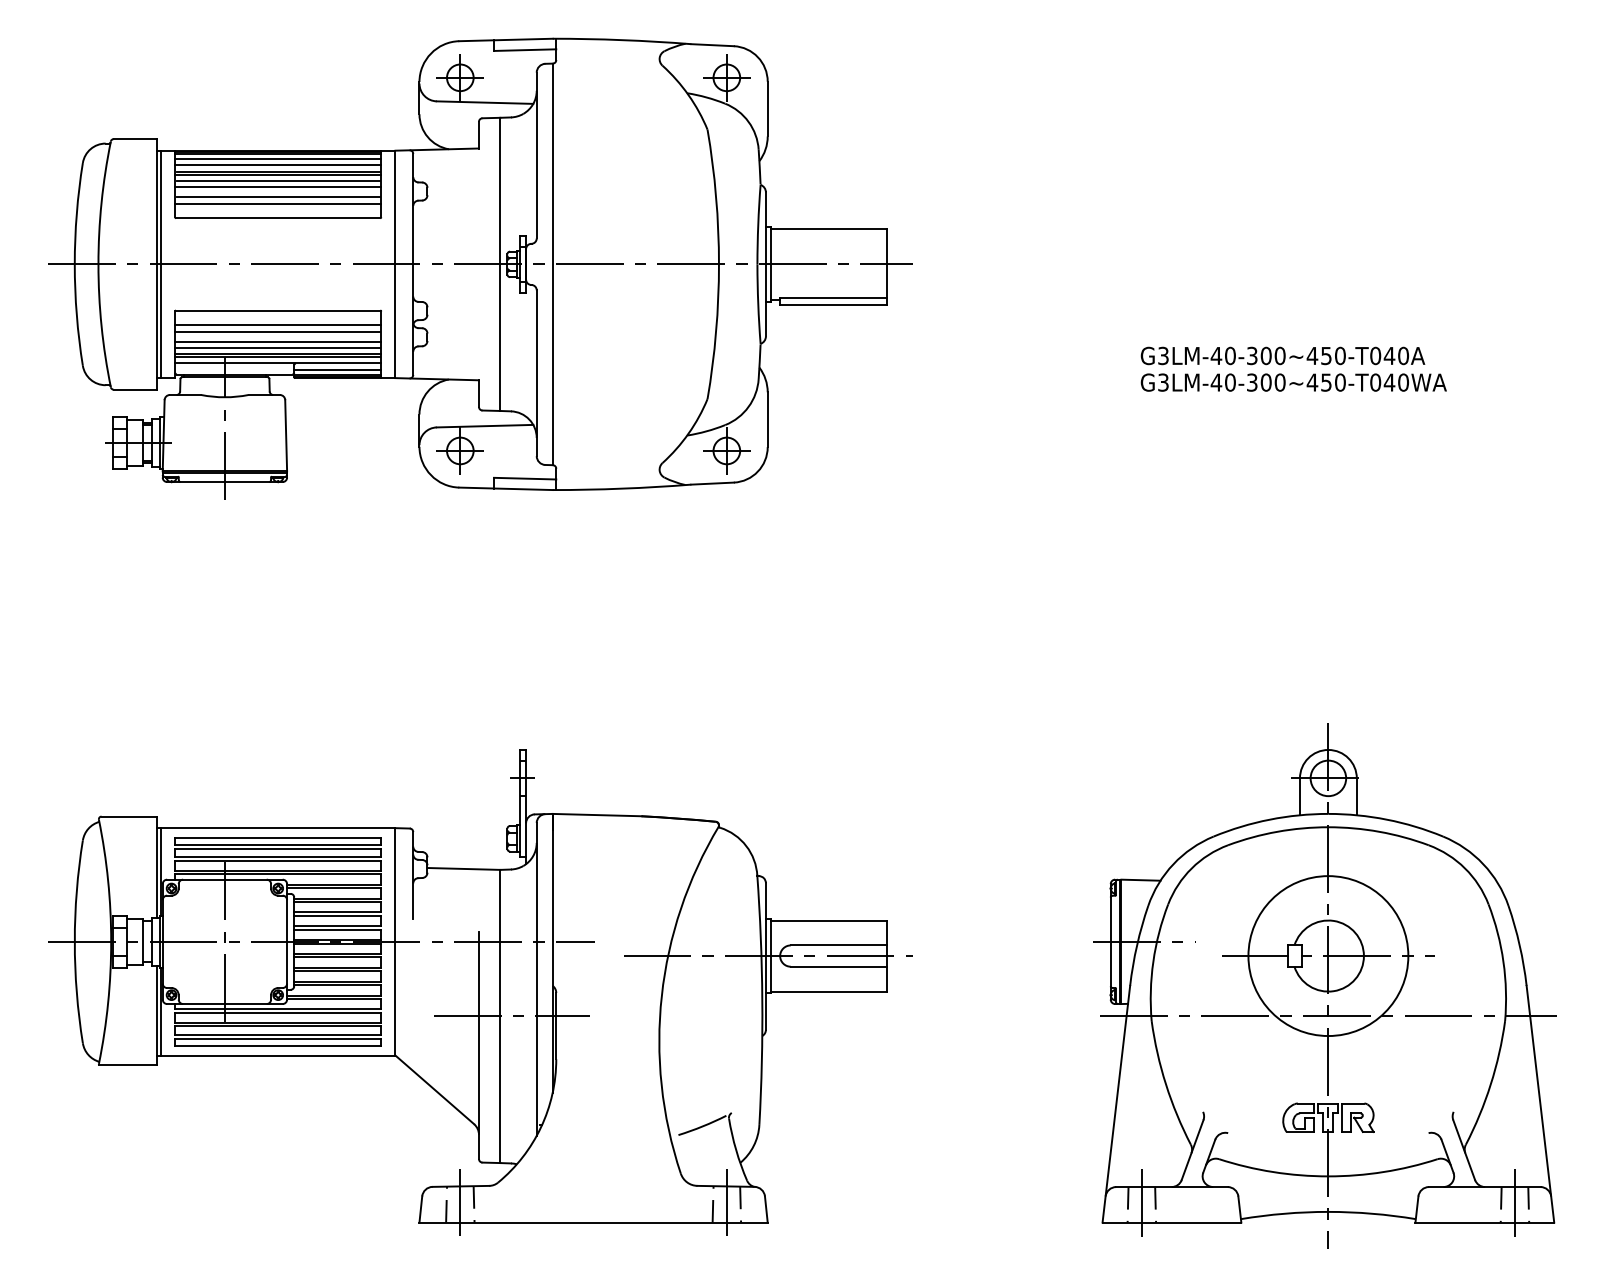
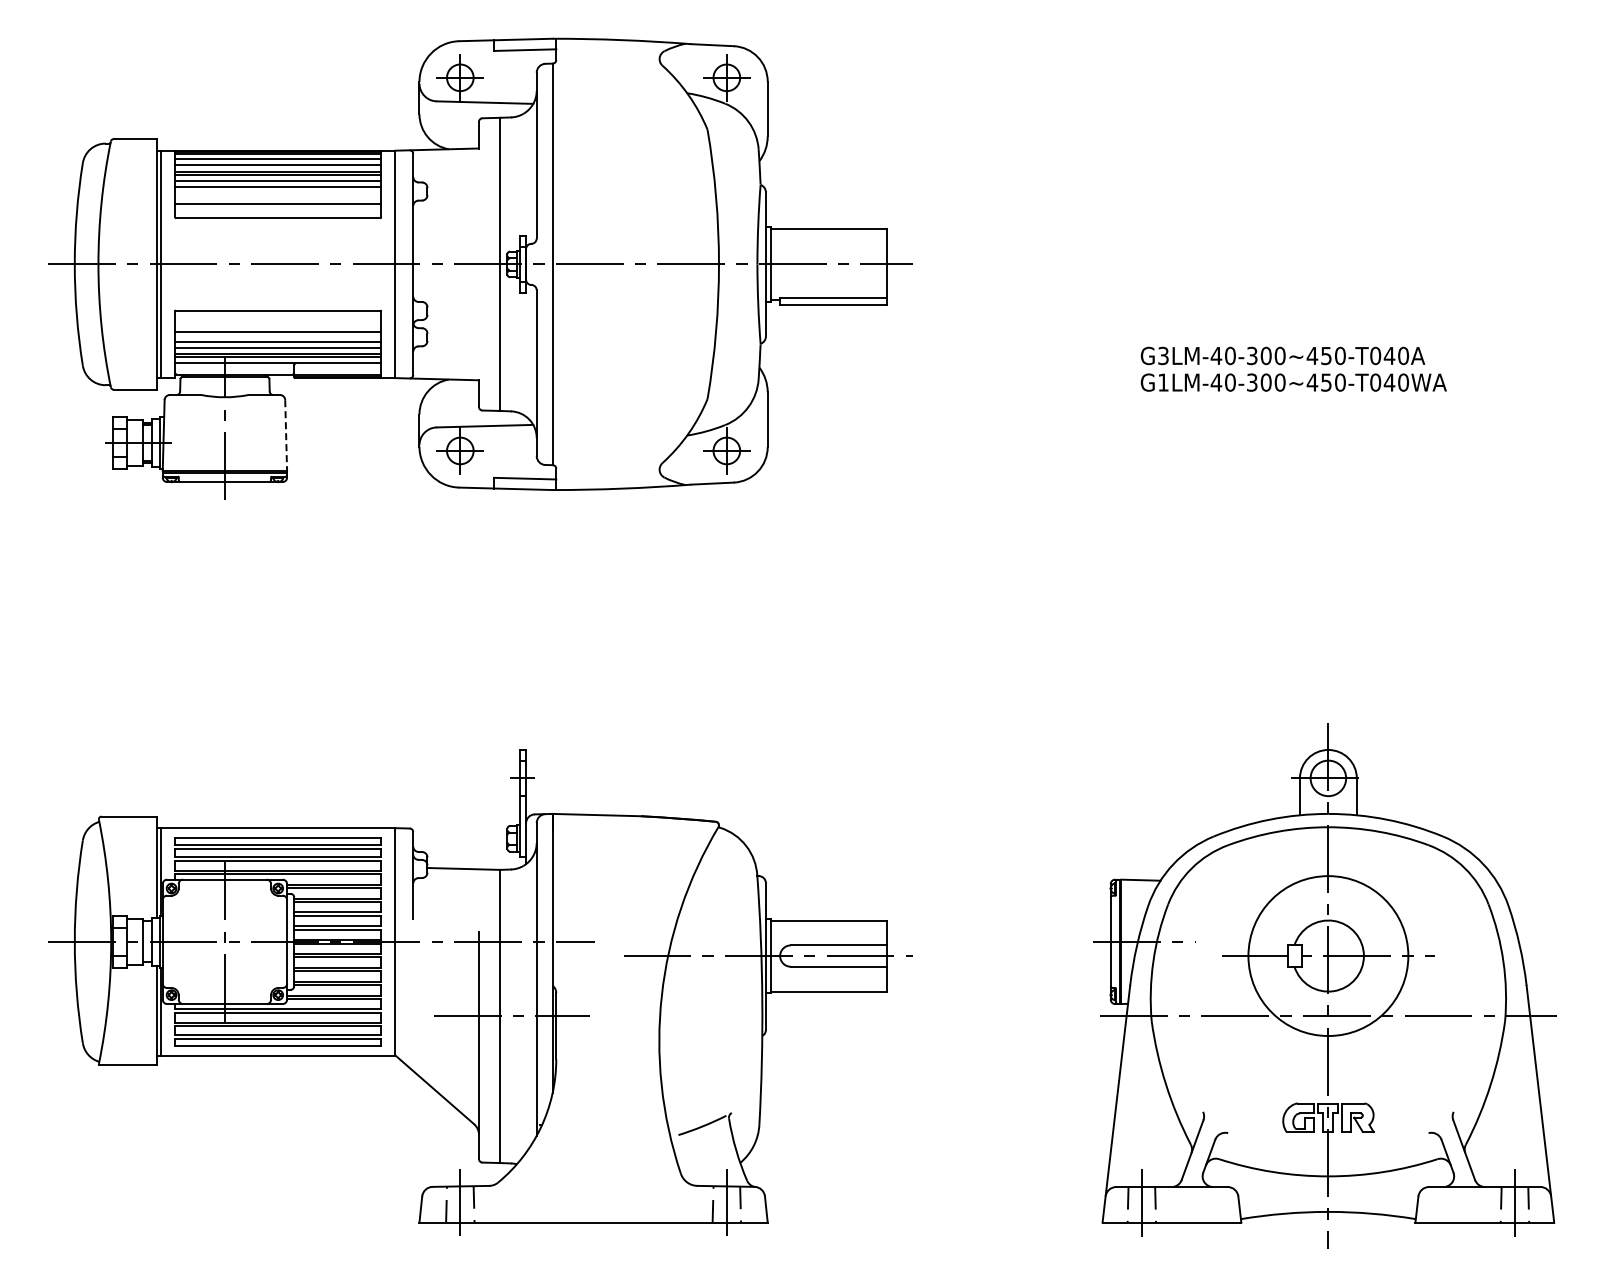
line: present -> none (277, 196)
line: present -> none (278, 325)
line: present -> none (337, 370)
text: G3LM-40-300~450-T040WA -> G1LM-40-300~450-T040WA (1163, 382)
line: solid -> dashed (286, 435)
